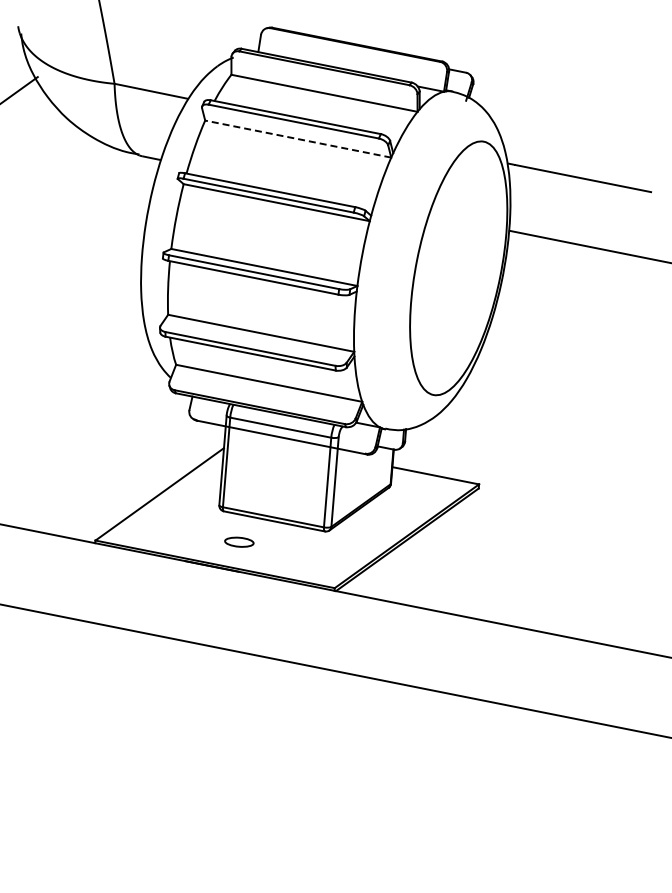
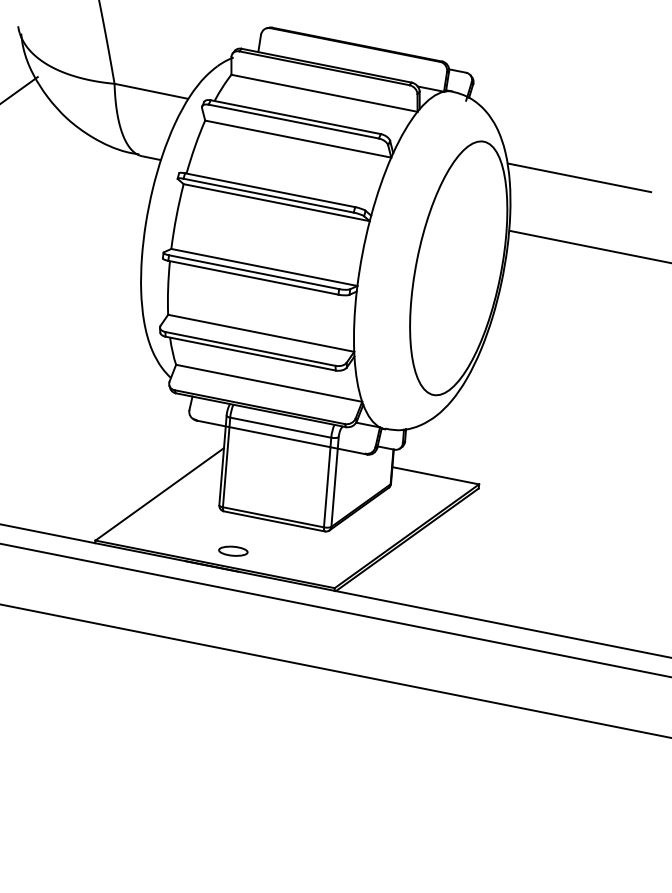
line: dashed -> solid (298, 139)
part position: (239, 541) -> (233, 550) (233, 550)
line: none -> present (335, 610)
